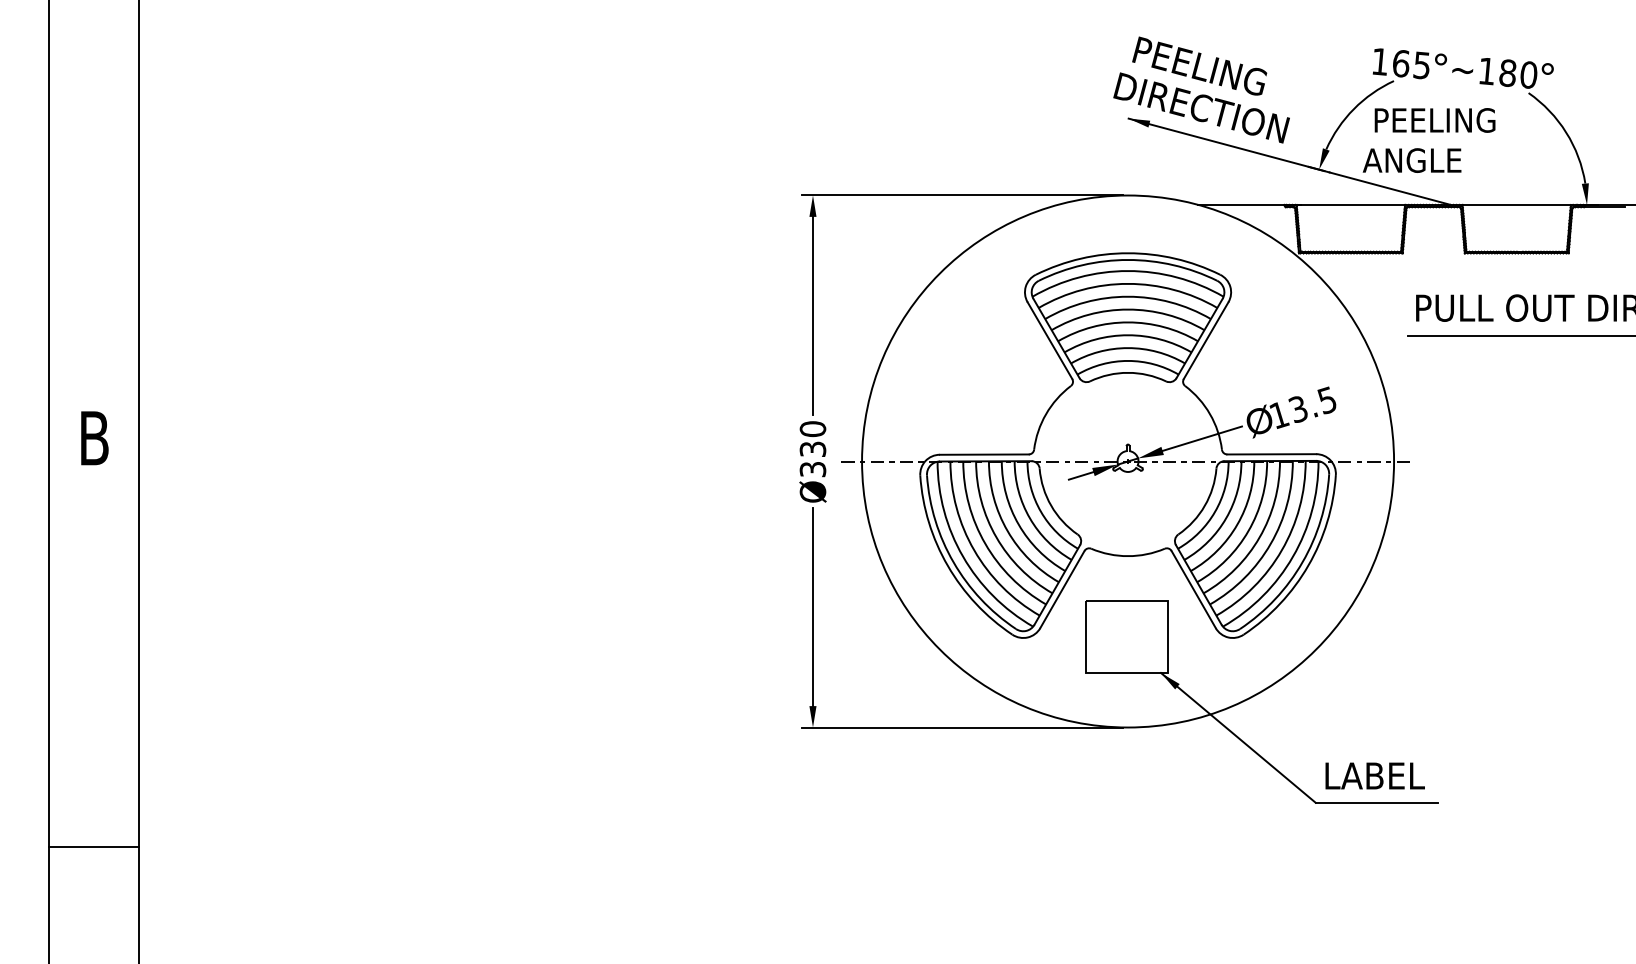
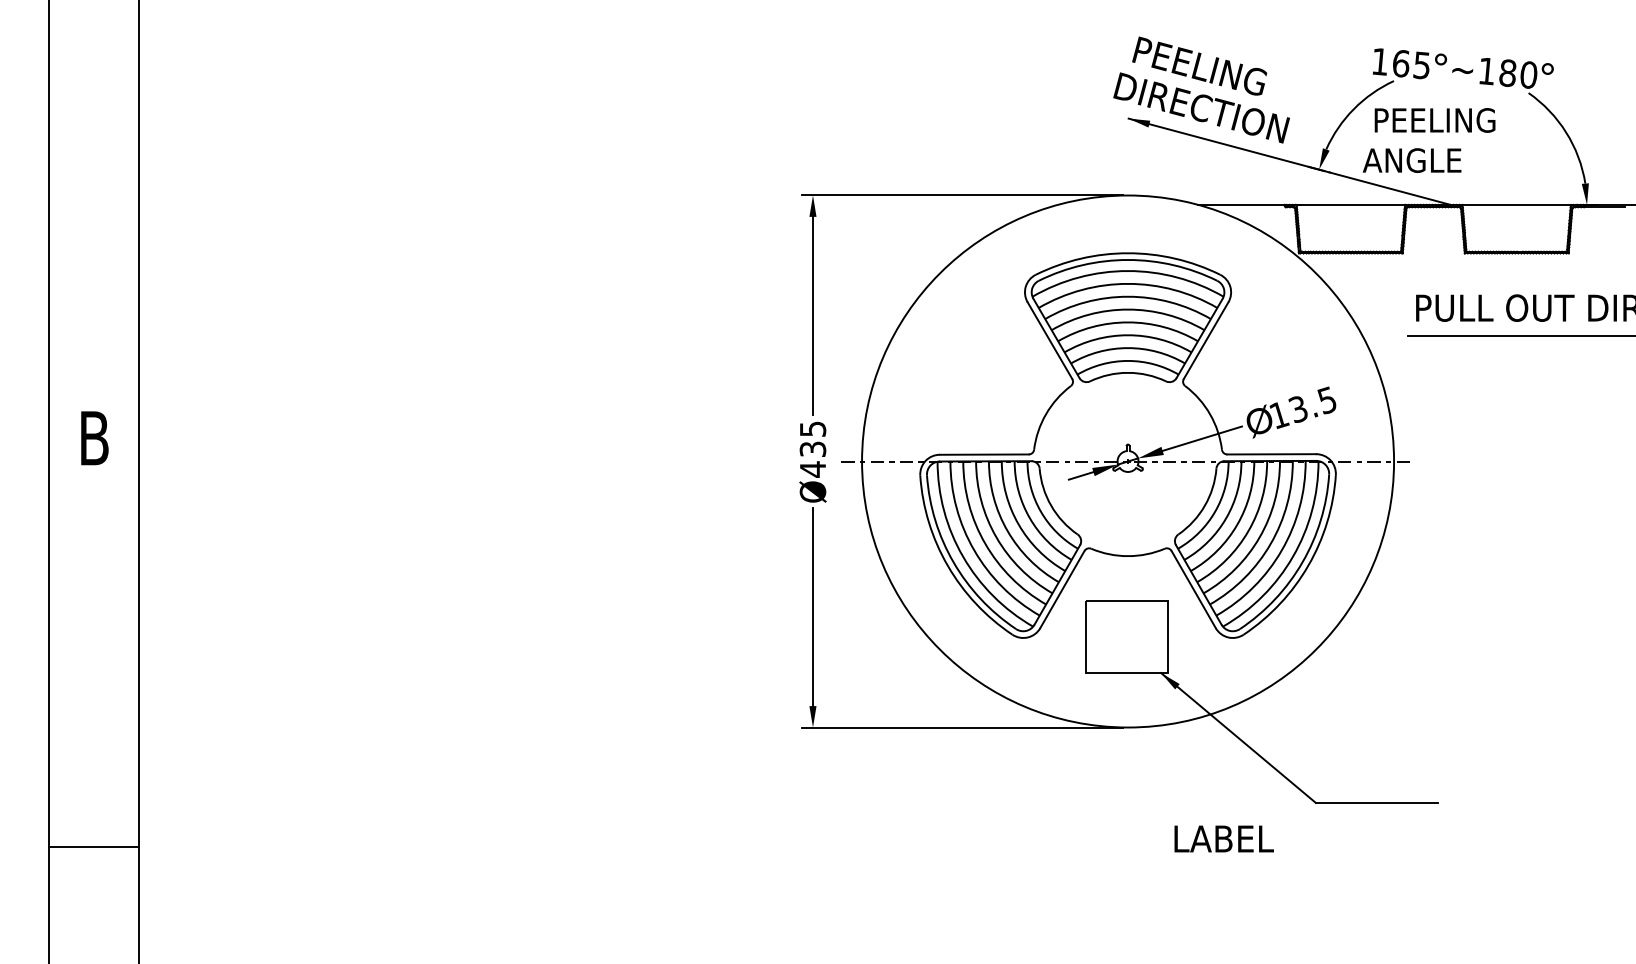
text: Ø330 -> Ø435 (812, 449)
text position: (1374, 775) -> (1223, 838) (1223, 838)
